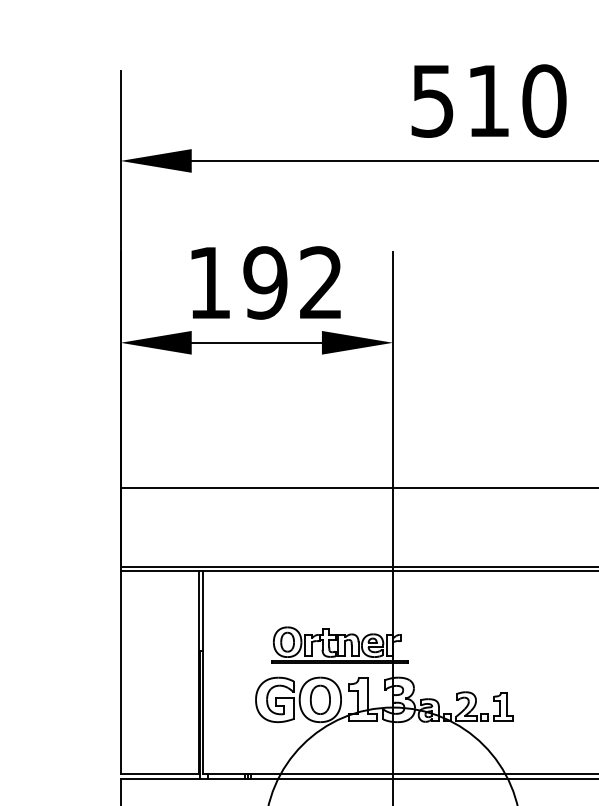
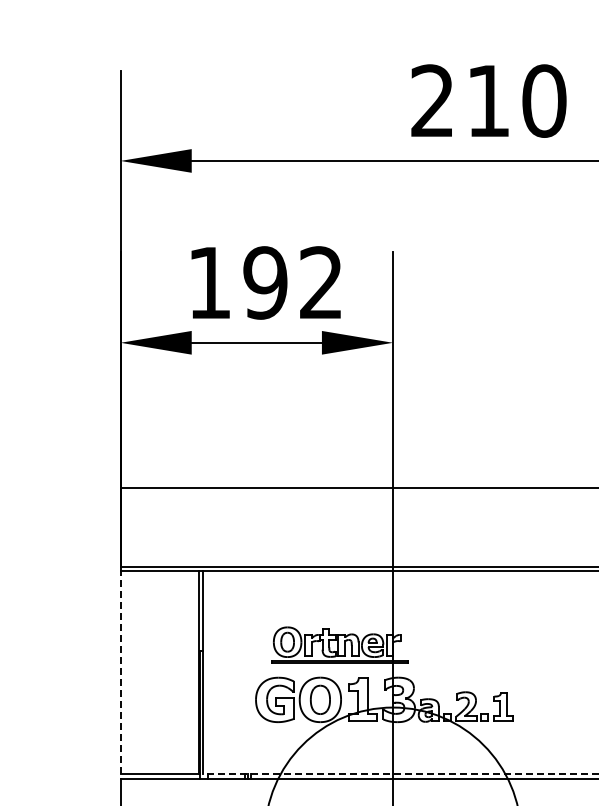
text: 510 -> 210 (432, 100)
line: solid -> dashed (120, 672)
line: solid -> dashed (400, 774)
